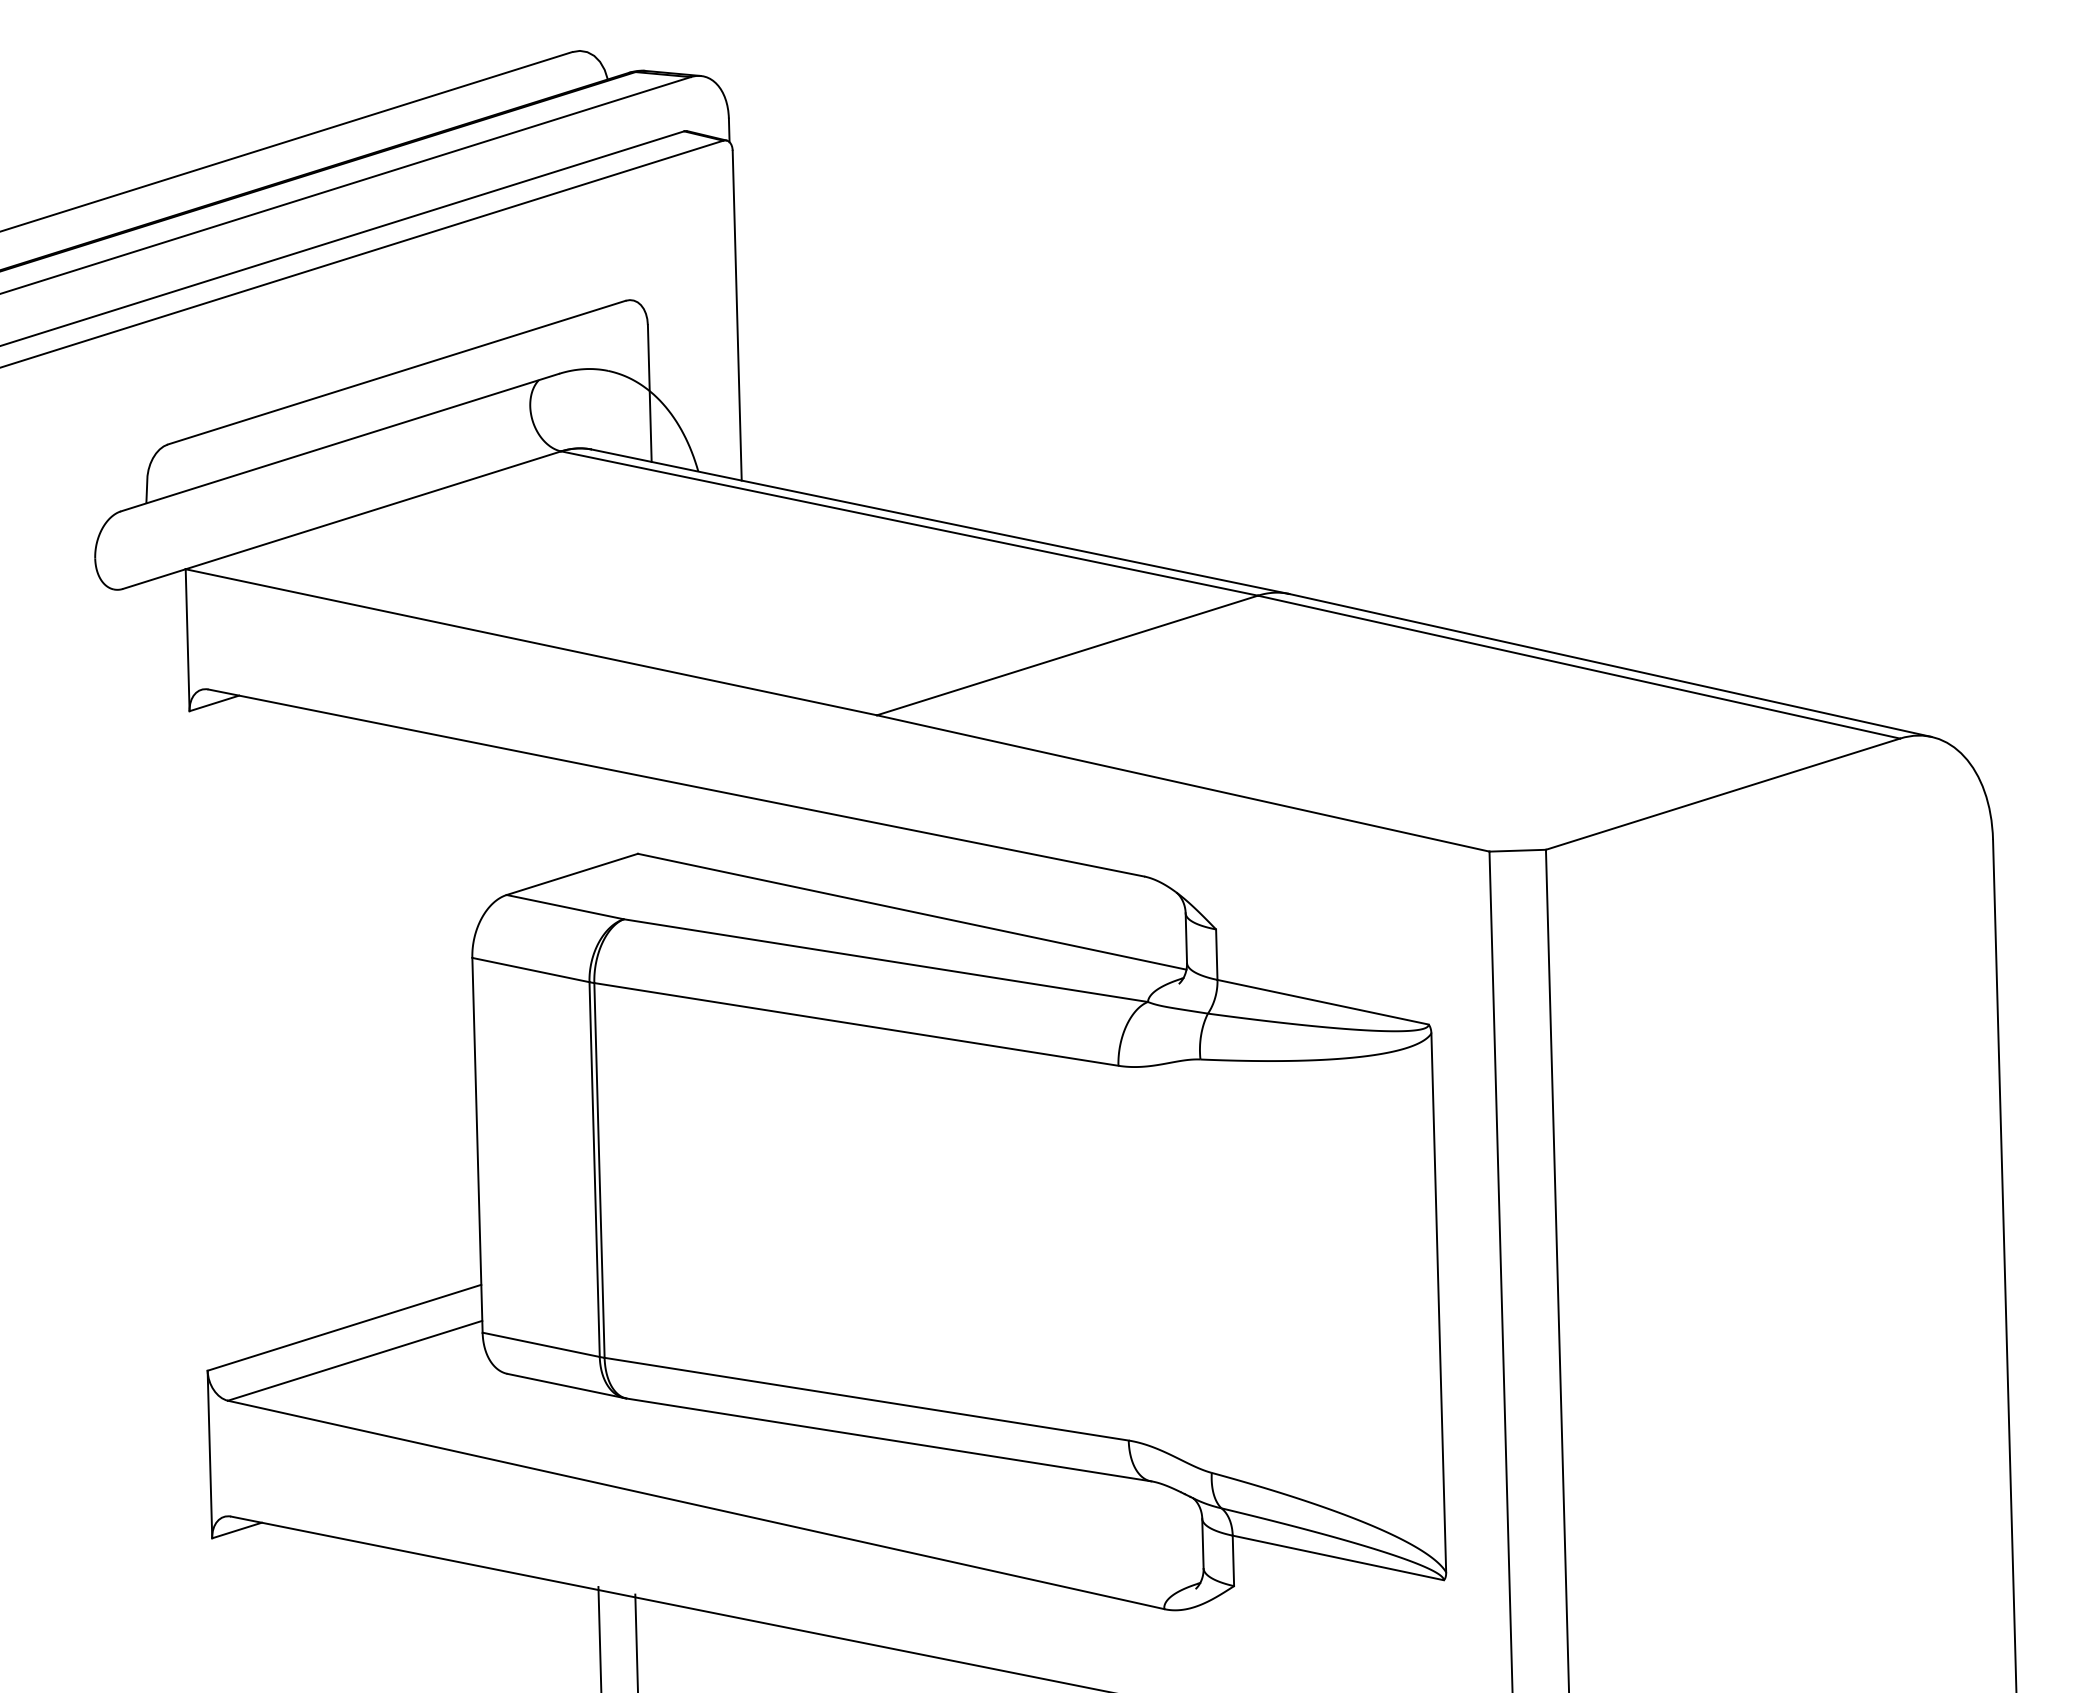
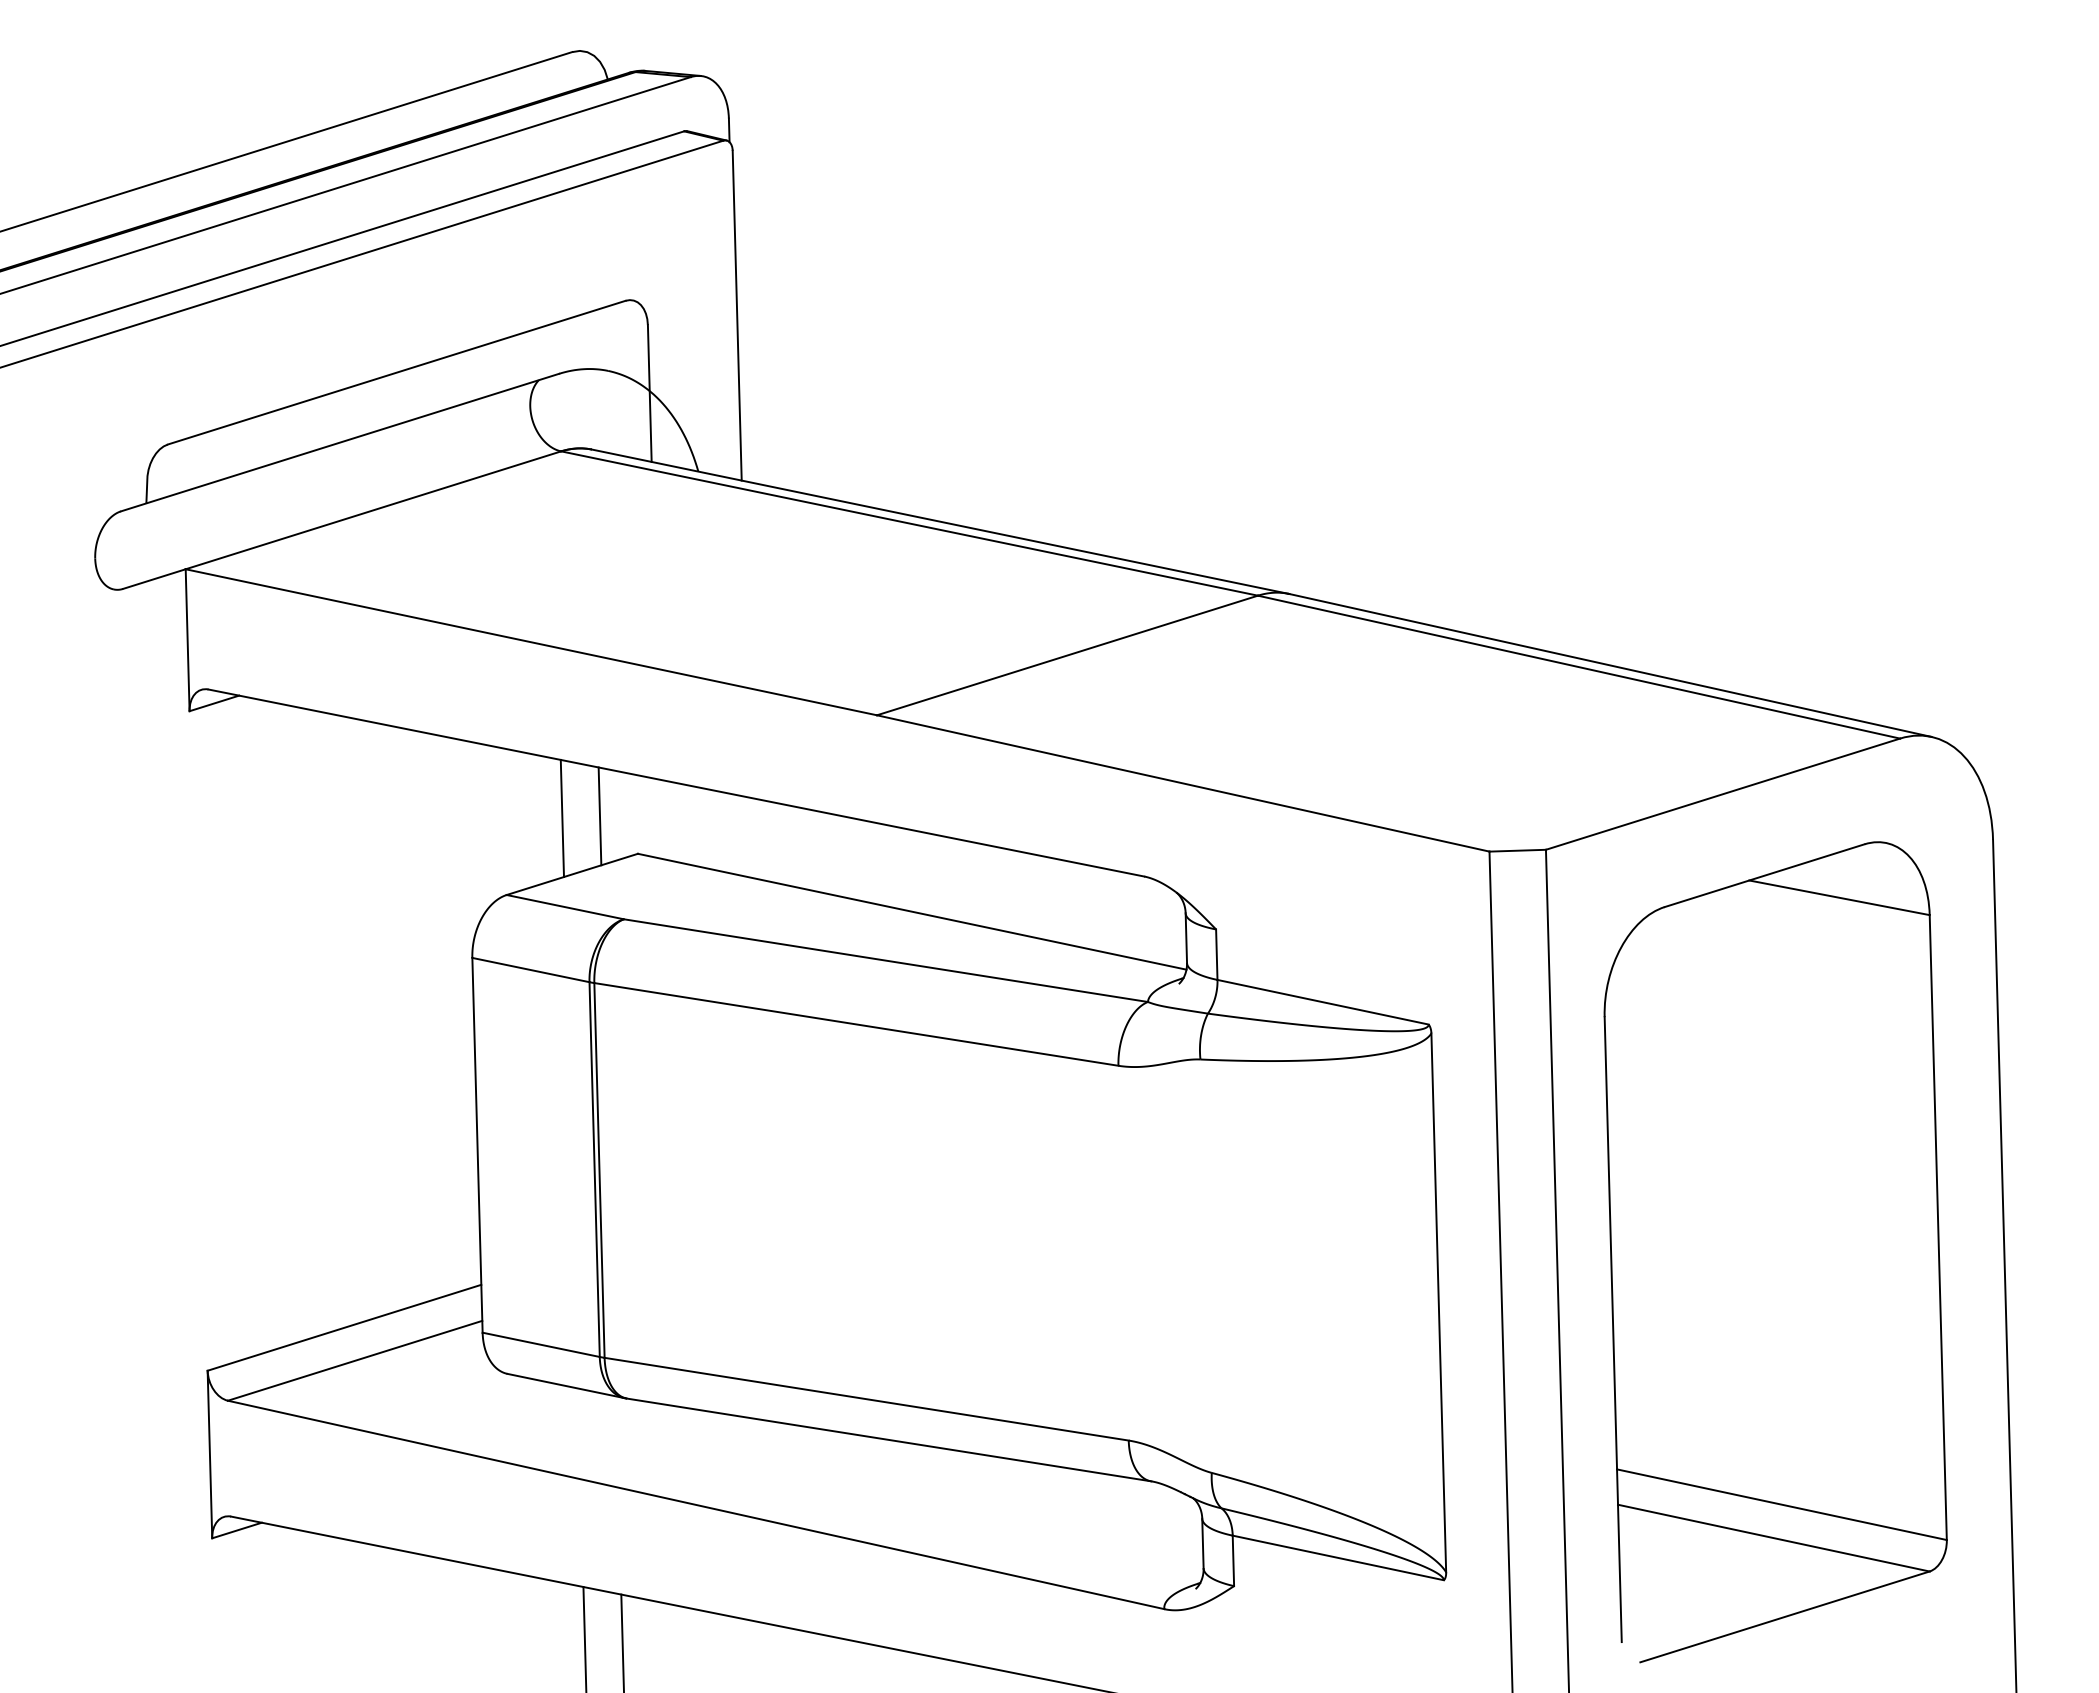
line: none -> present (599, 816)
line: none -> present (562, 818)
part: none -> present (1775, 1252)
line position: (599, 1638) -> (584, 1638) (584, 1638)
line position: (636, 1641) -> (622, 1641) (622, 1641)
